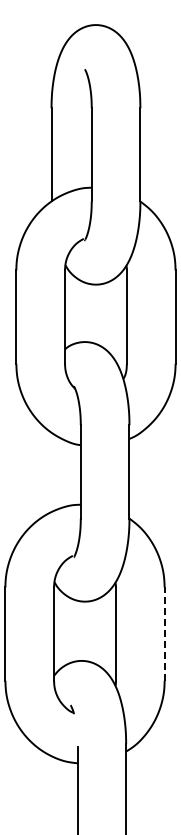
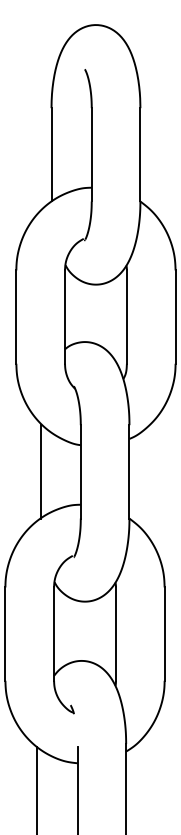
line: none -> present (40, 471)
line: dashed -> solid (164, 634)
line: none -> present (37, 788)
